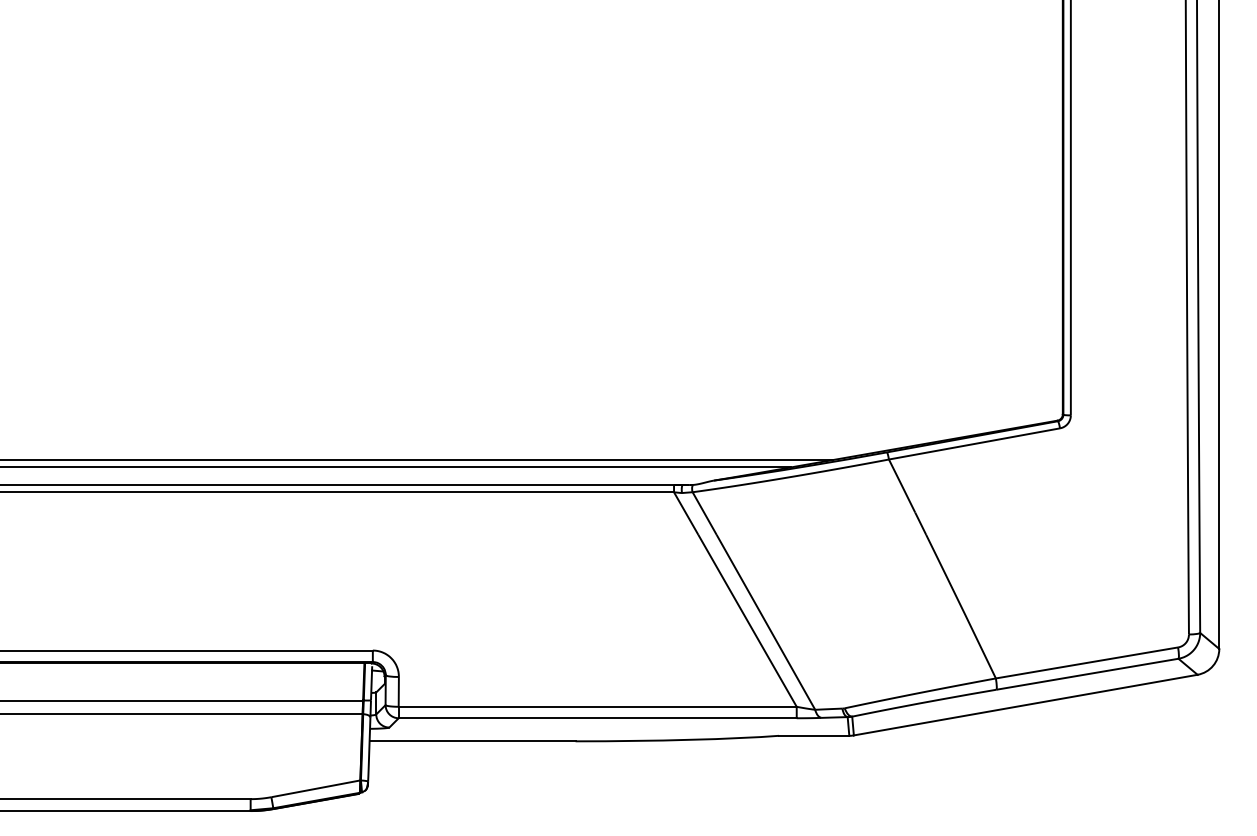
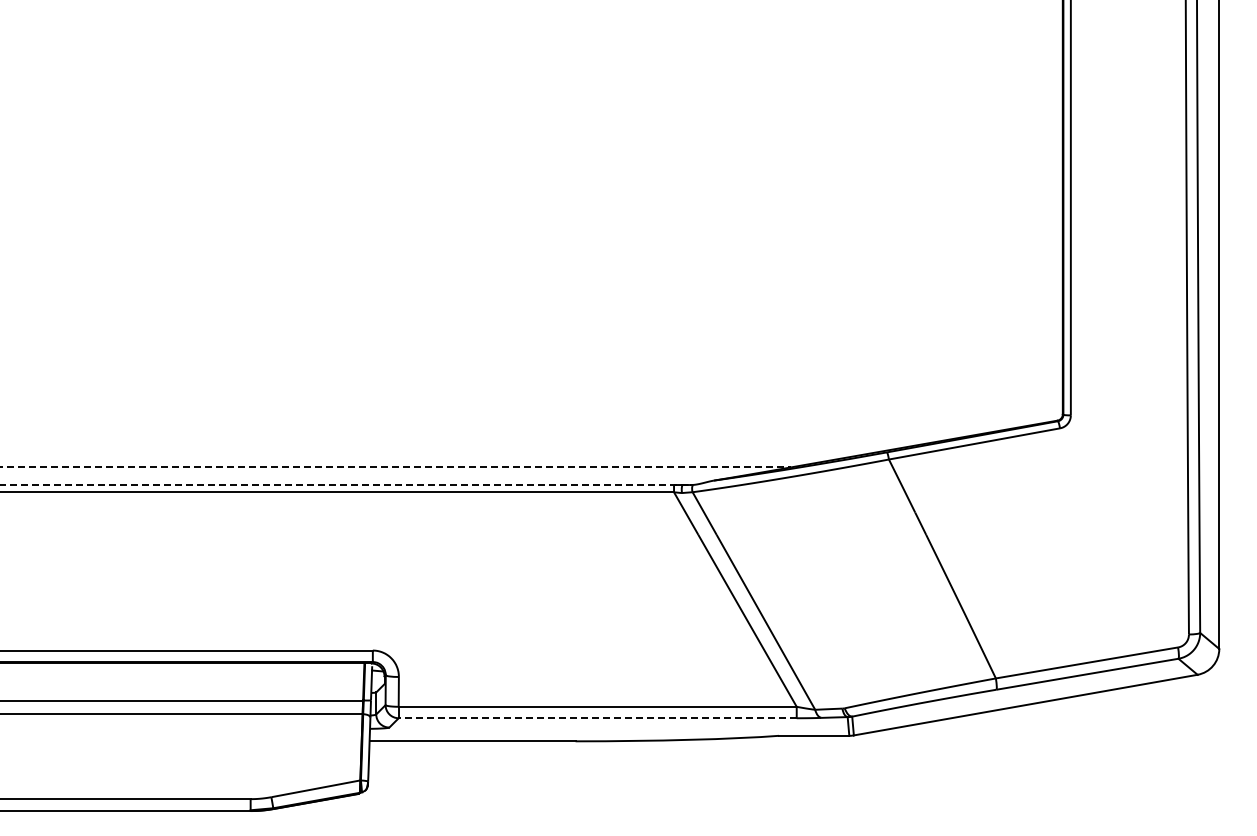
line: present -> none (417, 460)
line: solid -> dashed (396, 467)
line: solid -> dashed (344, 485)
line: solid -> dashed (597, 718)
